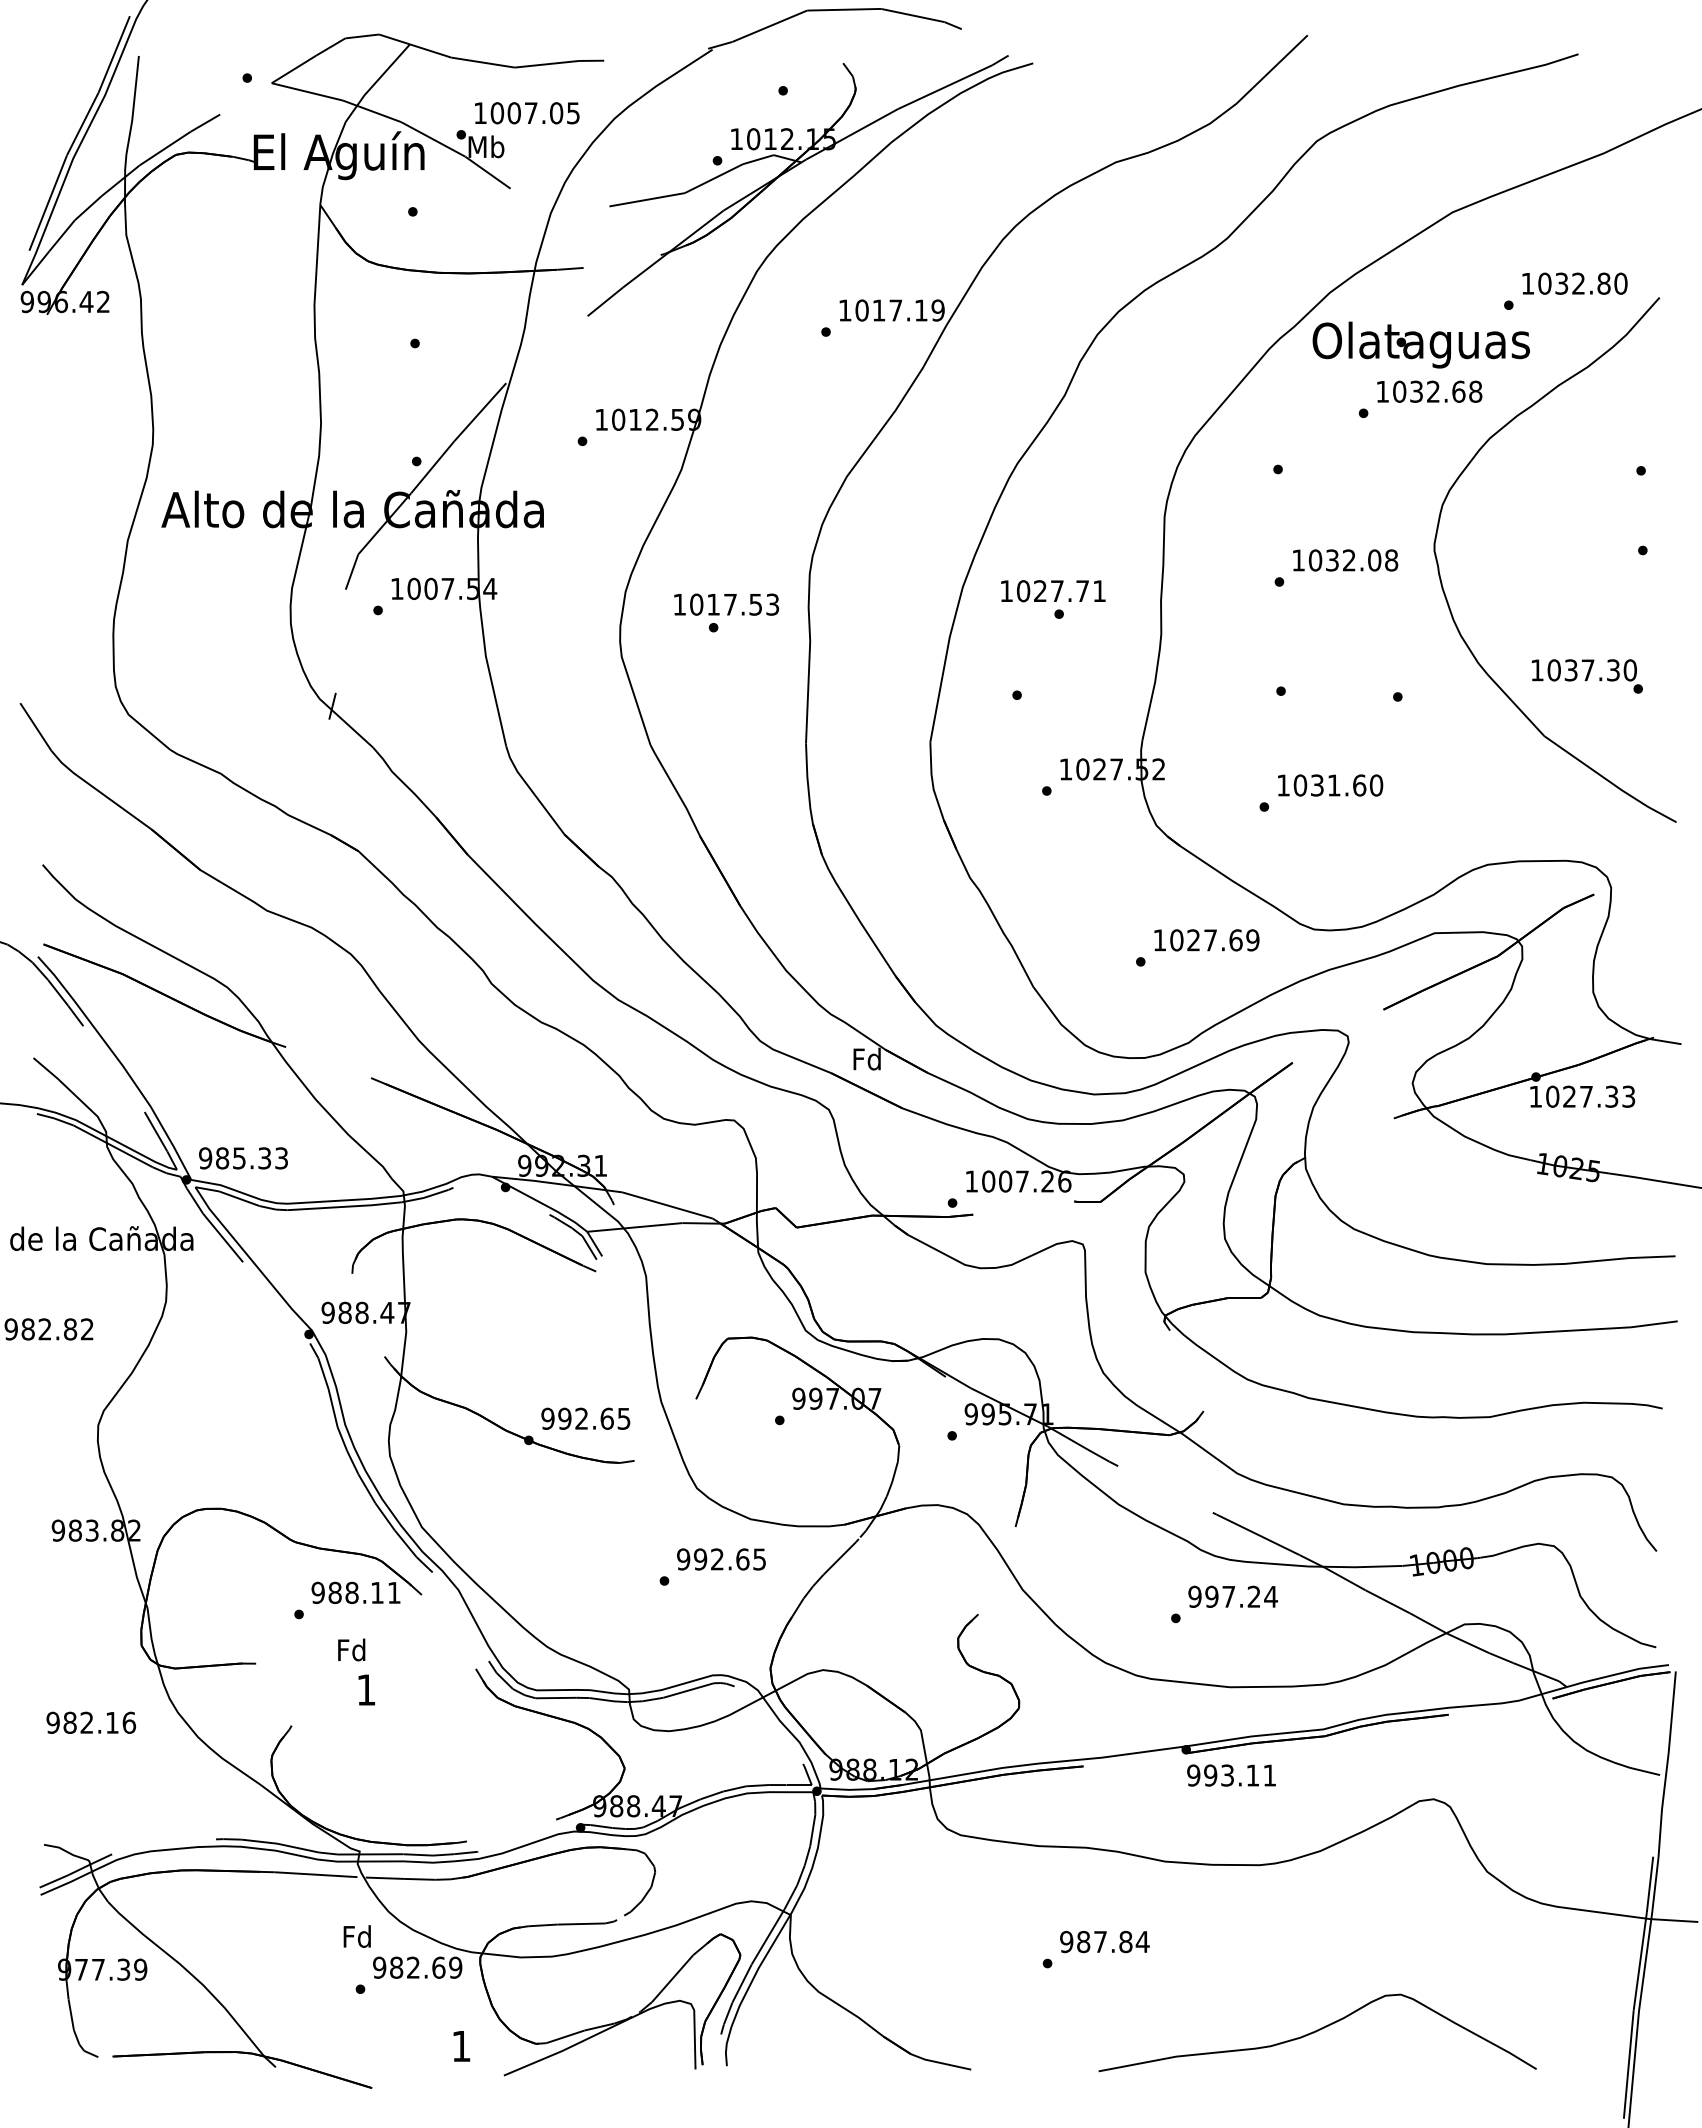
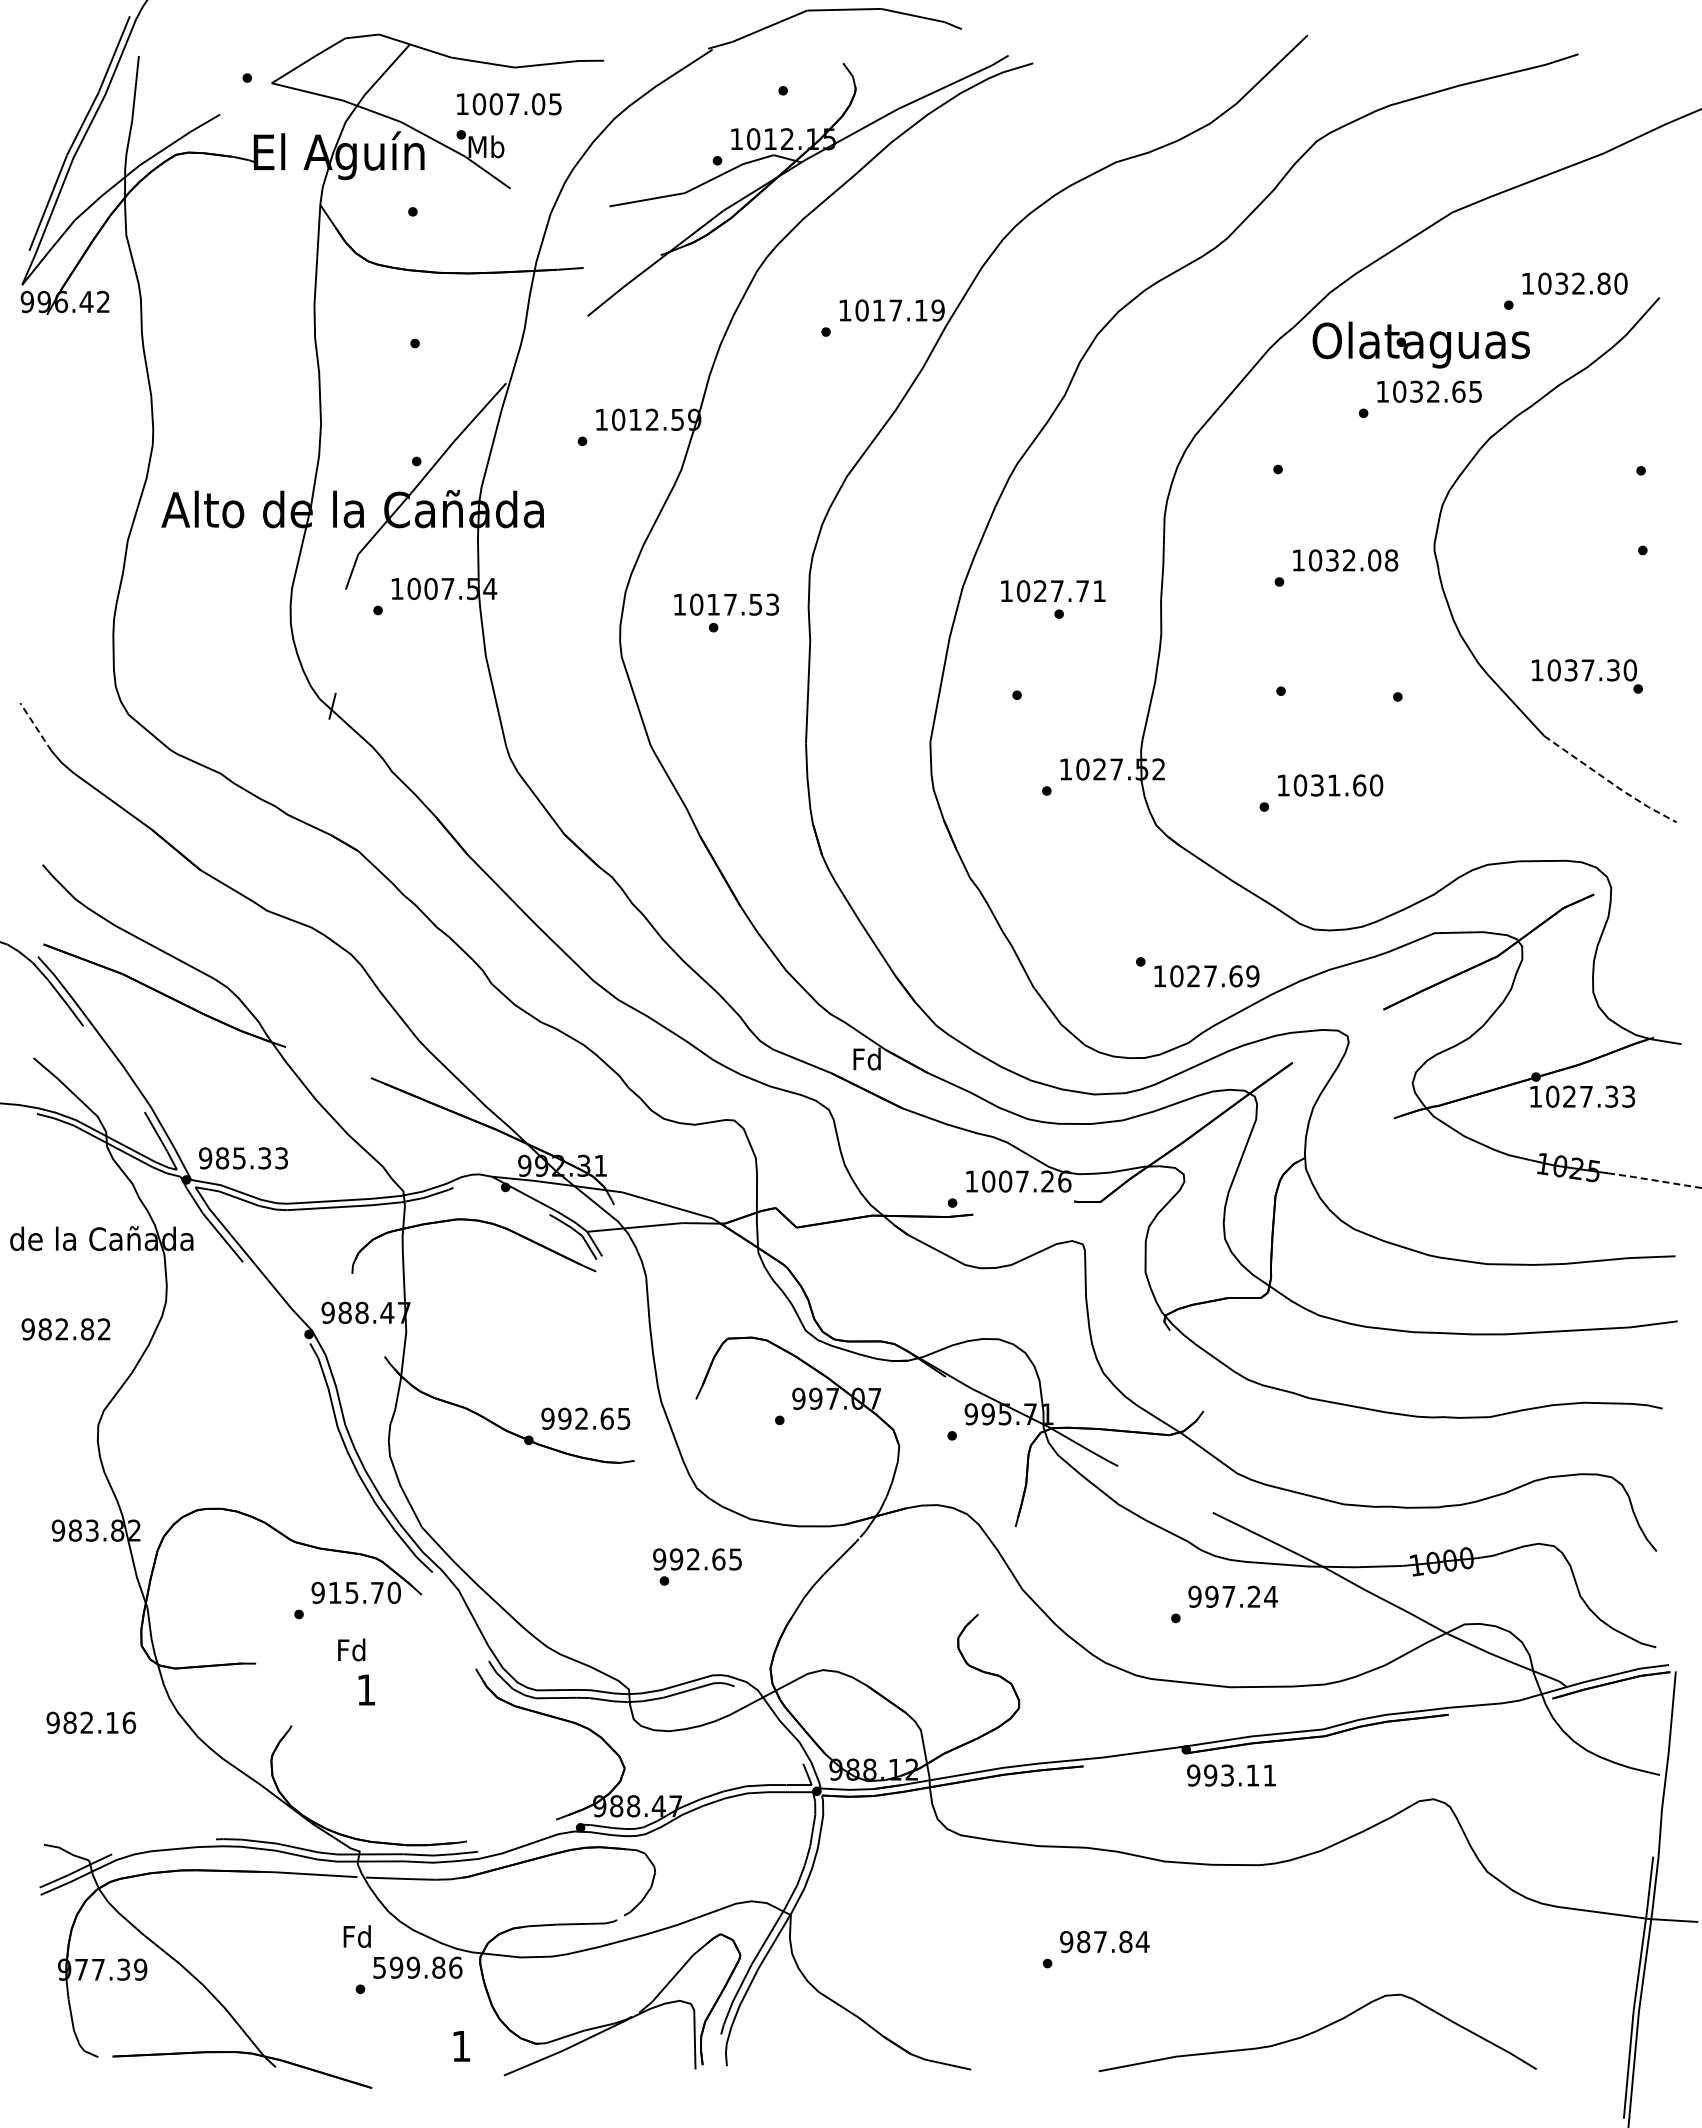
text position: (527, 113) -> (509, 104) (509, 104)
text: 1032.68 -> 1032.65 (1475, 391)
line: solid -> dashed (35, 726)
line: solid -> dashed (1610, 782)
text position: (1206, 940) -> (1206, 976) (1206, 976)
line: solid -> dashed (1654, 1180)
text position: (48, 1329) -> (65, 1329) (65, 1329)
text position: (721, 1559) -> (697, 1559) (697, 1559)
text: 988.11 -> 915.70 (364, 1592)
text: 982.69 -> 599.86 (417, 1967)
